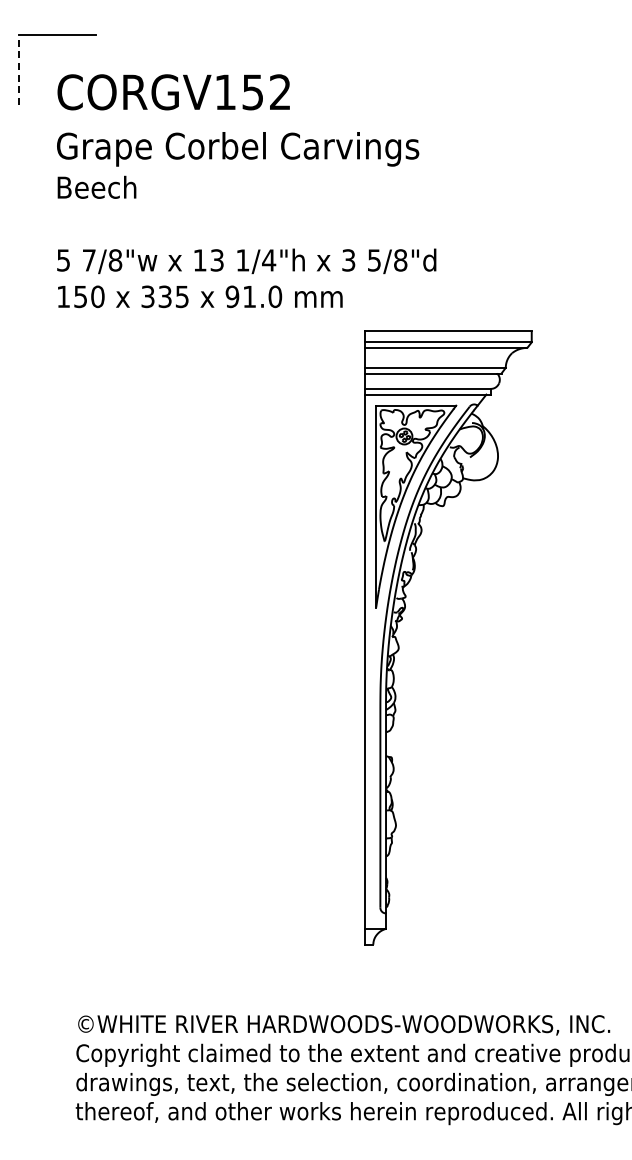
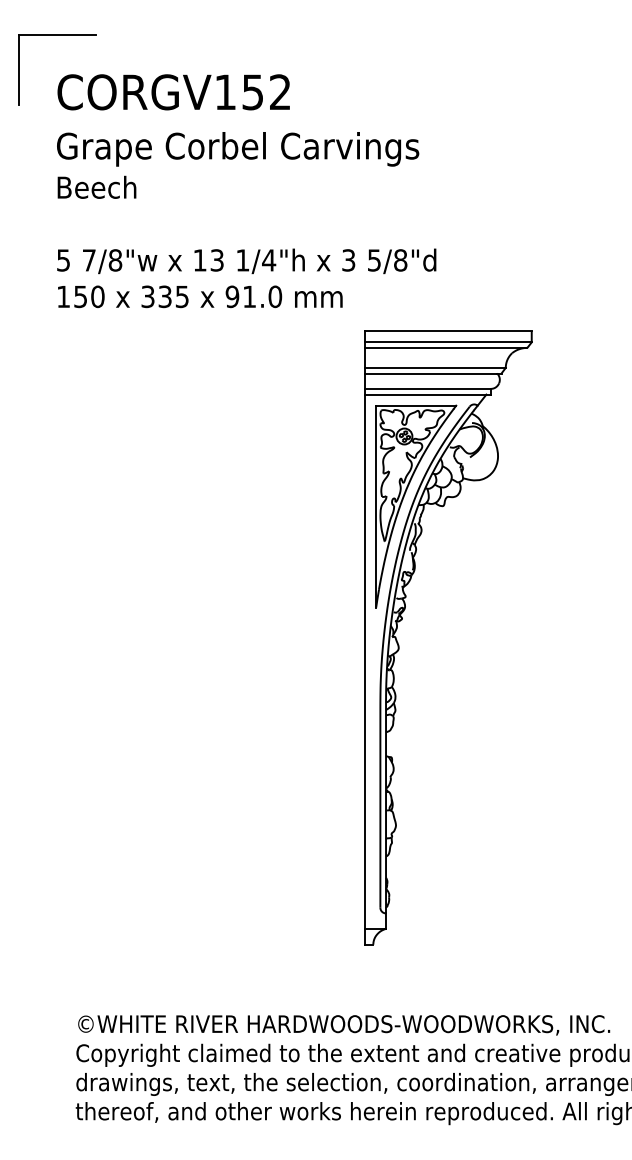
line: dashed -> solid (18, 69)
